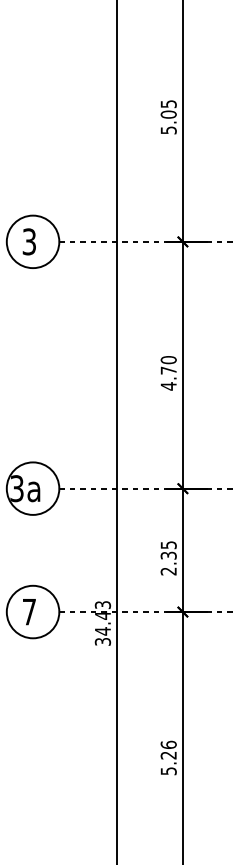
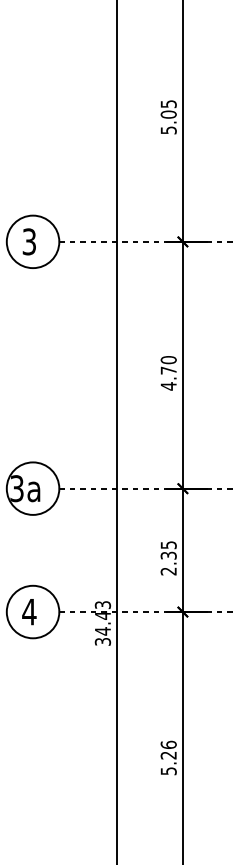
text: 7 -> 4 (29, 612)
